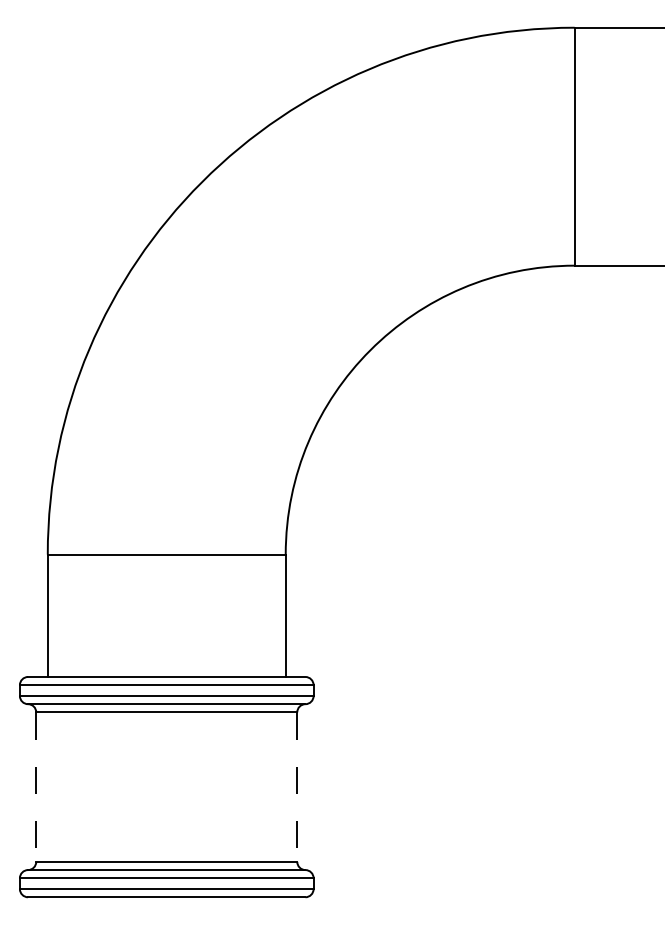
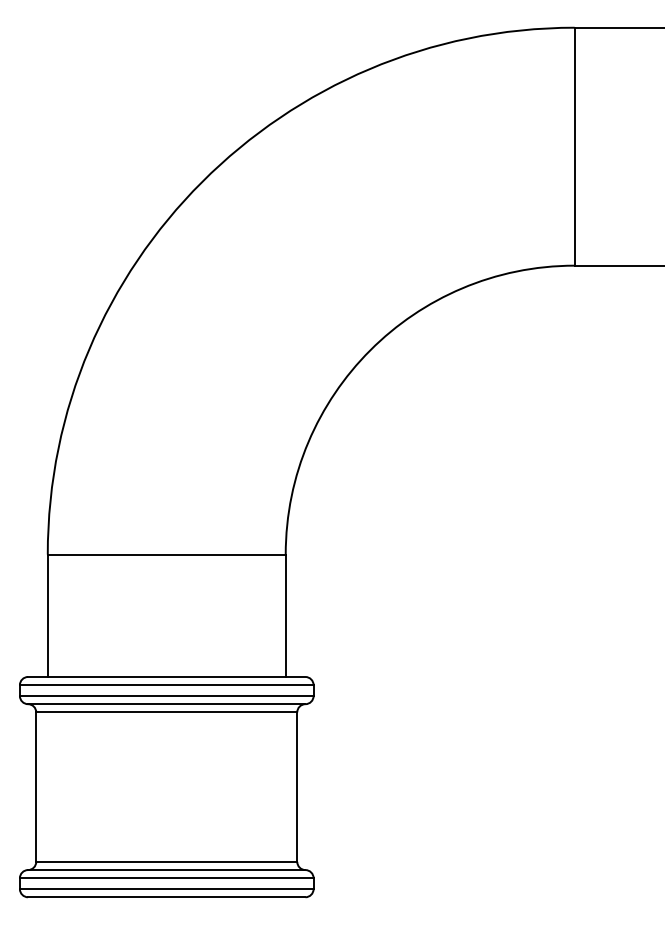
line: dashed -> solid (36, 787)
line: dashed -> solid (297, 787)
